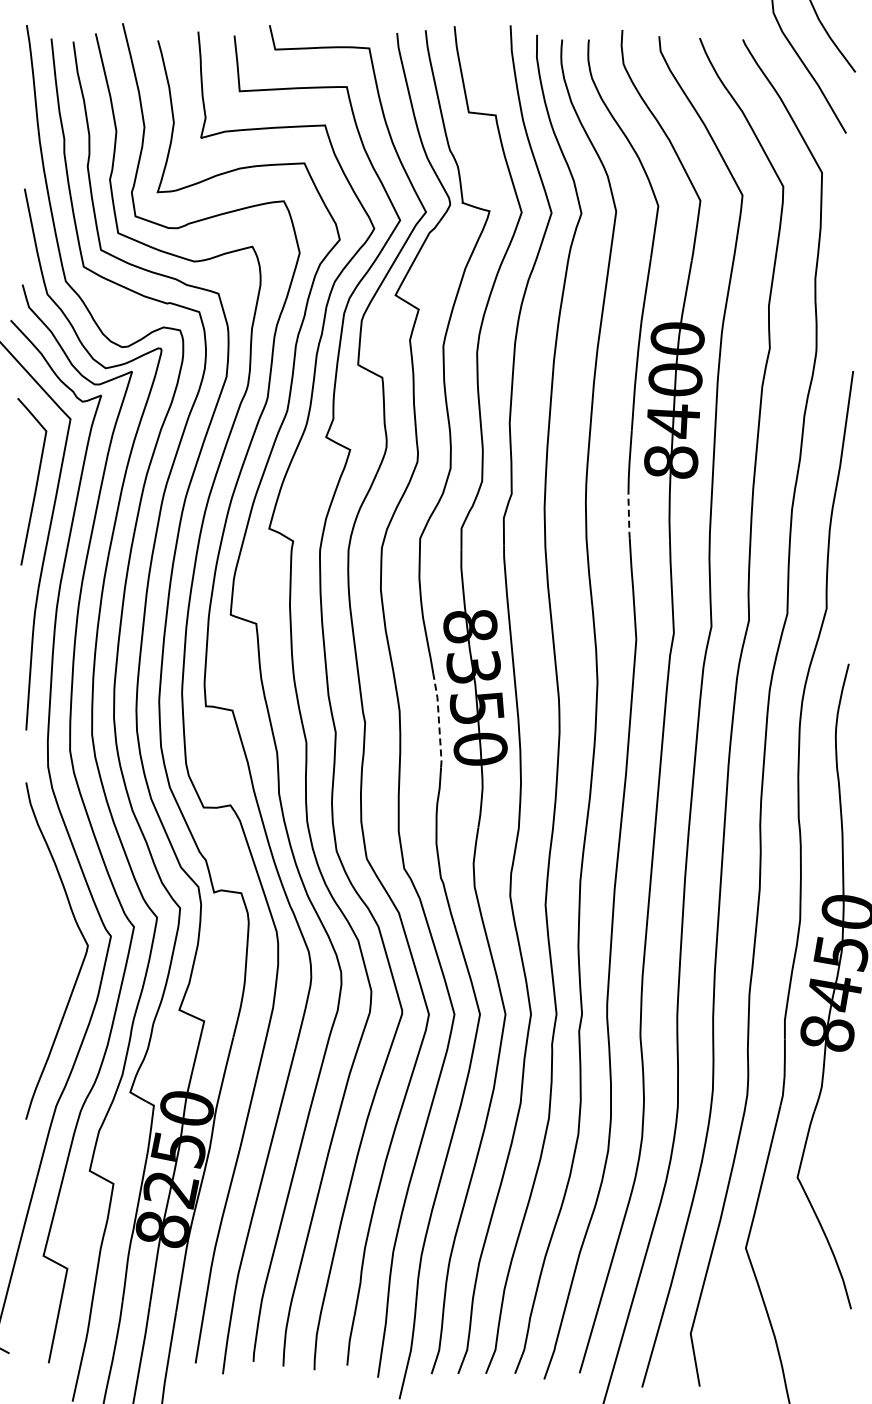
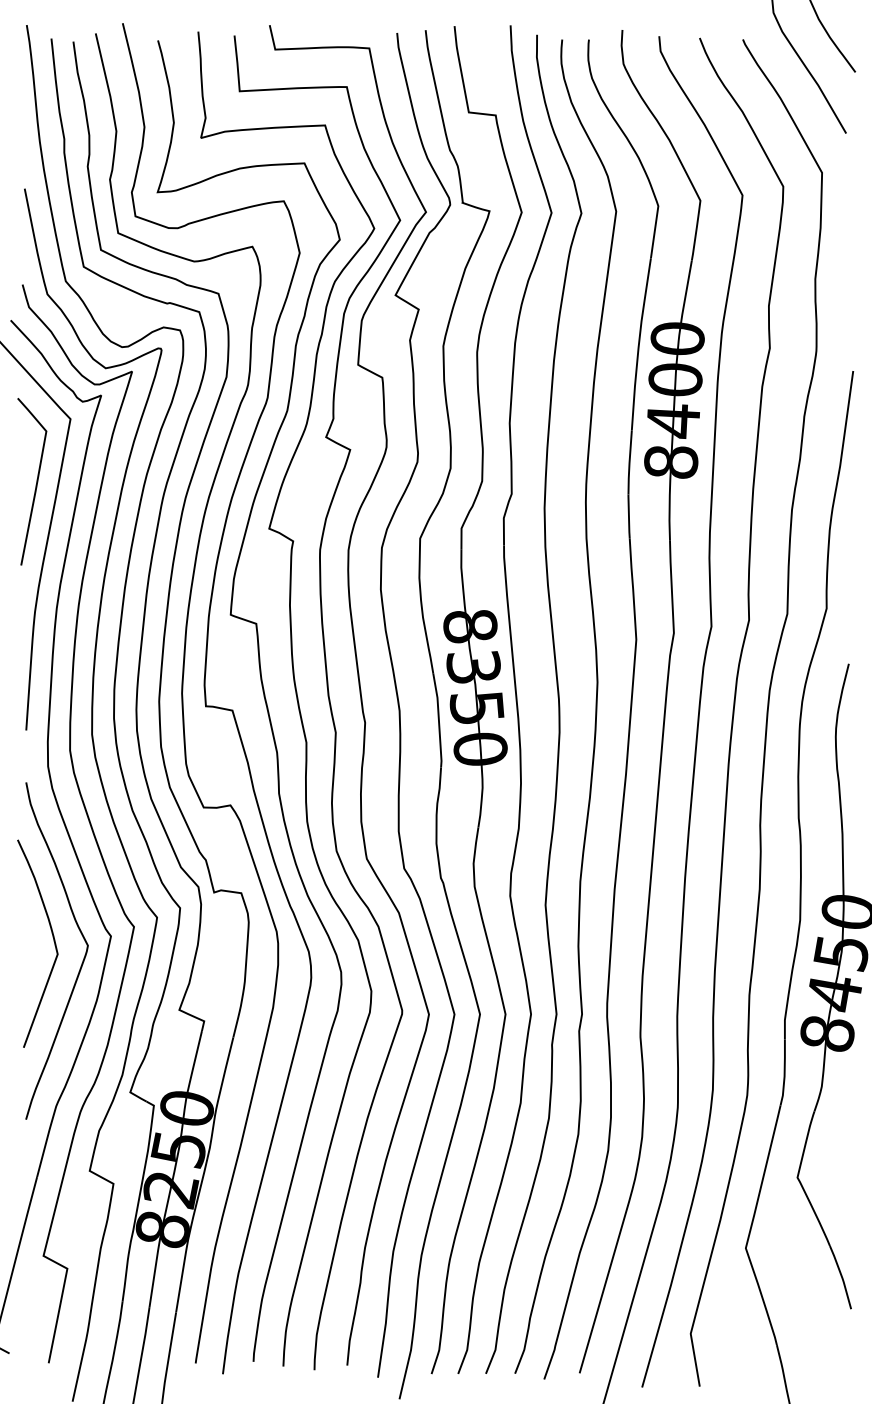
line: dashed -> solid (628, 516)
line: dashed -> solid (438, 720)
curve: none -> present (53, 941)
